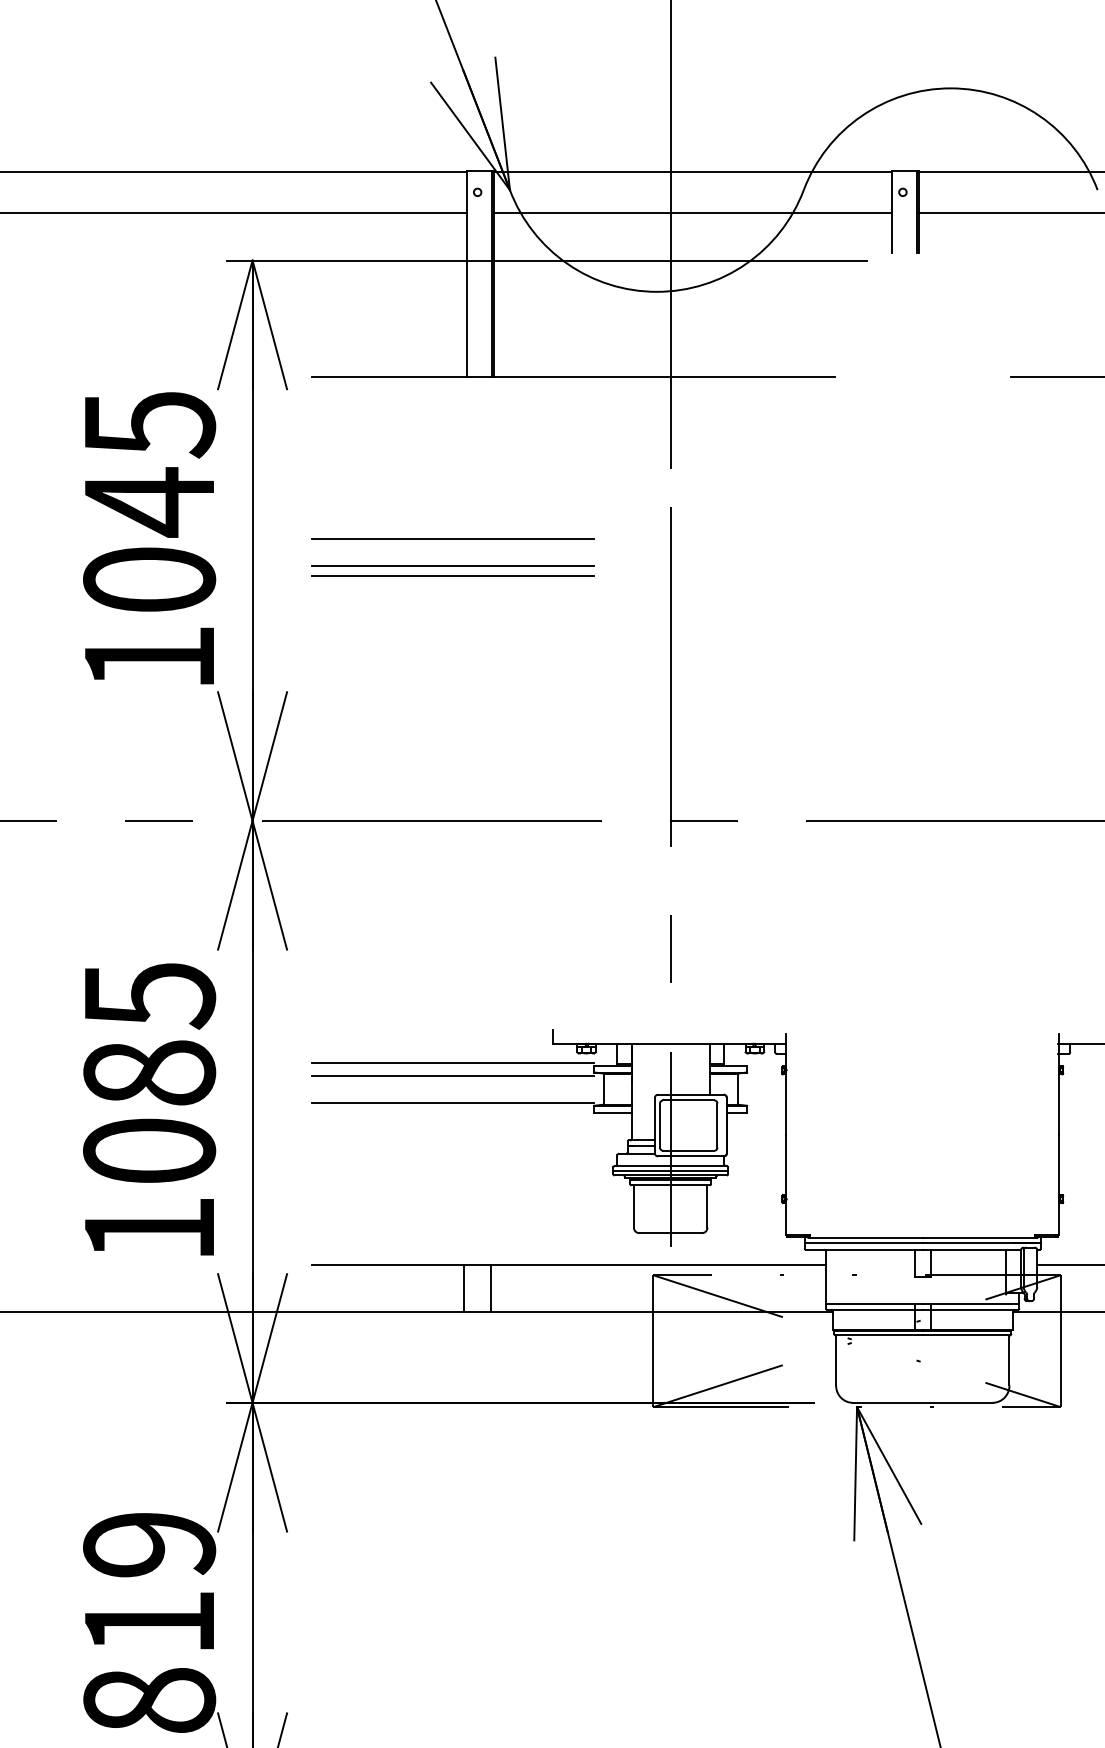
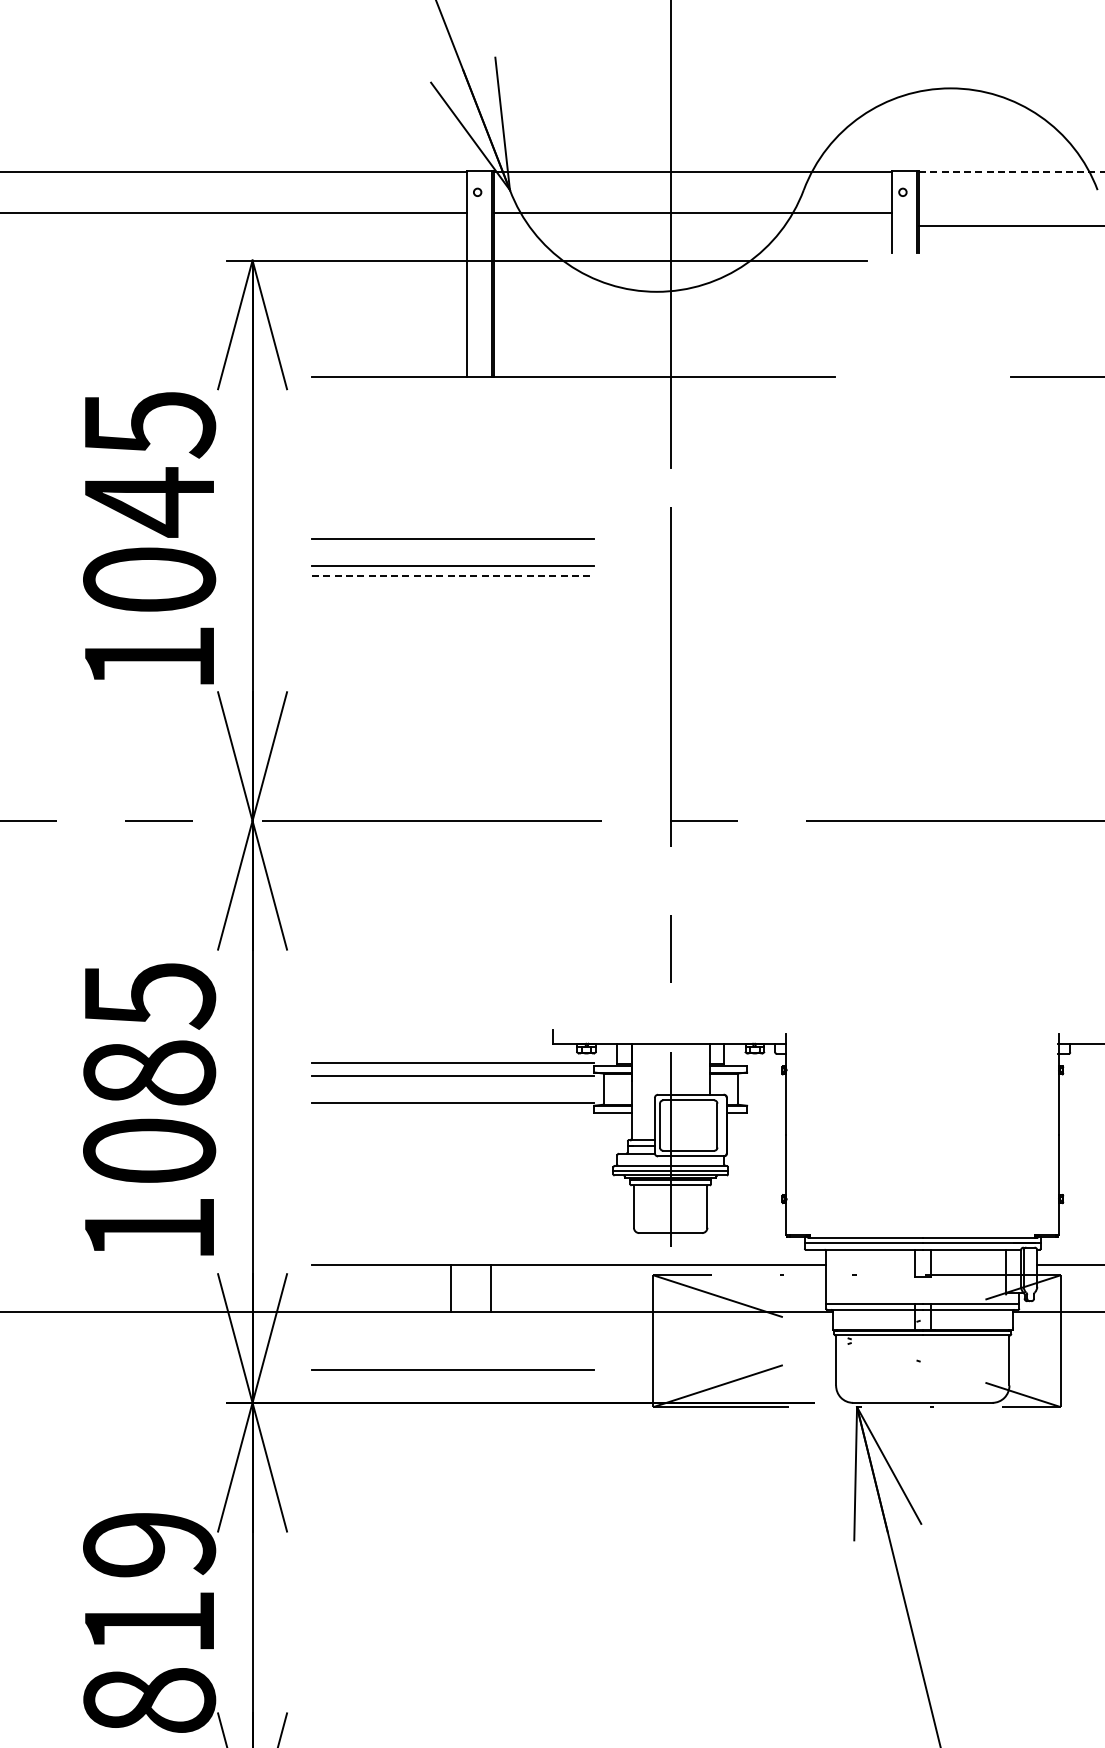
line: solid -> dashed (1011, 172)
line position: (1010, 212) -> (1010, 225) (1010, 225)
line: solid -> dashed (453, 575)
line position: (464, 1288) -> (451, 1288) (451, 1288)
line: none -> present (452, 1369)
